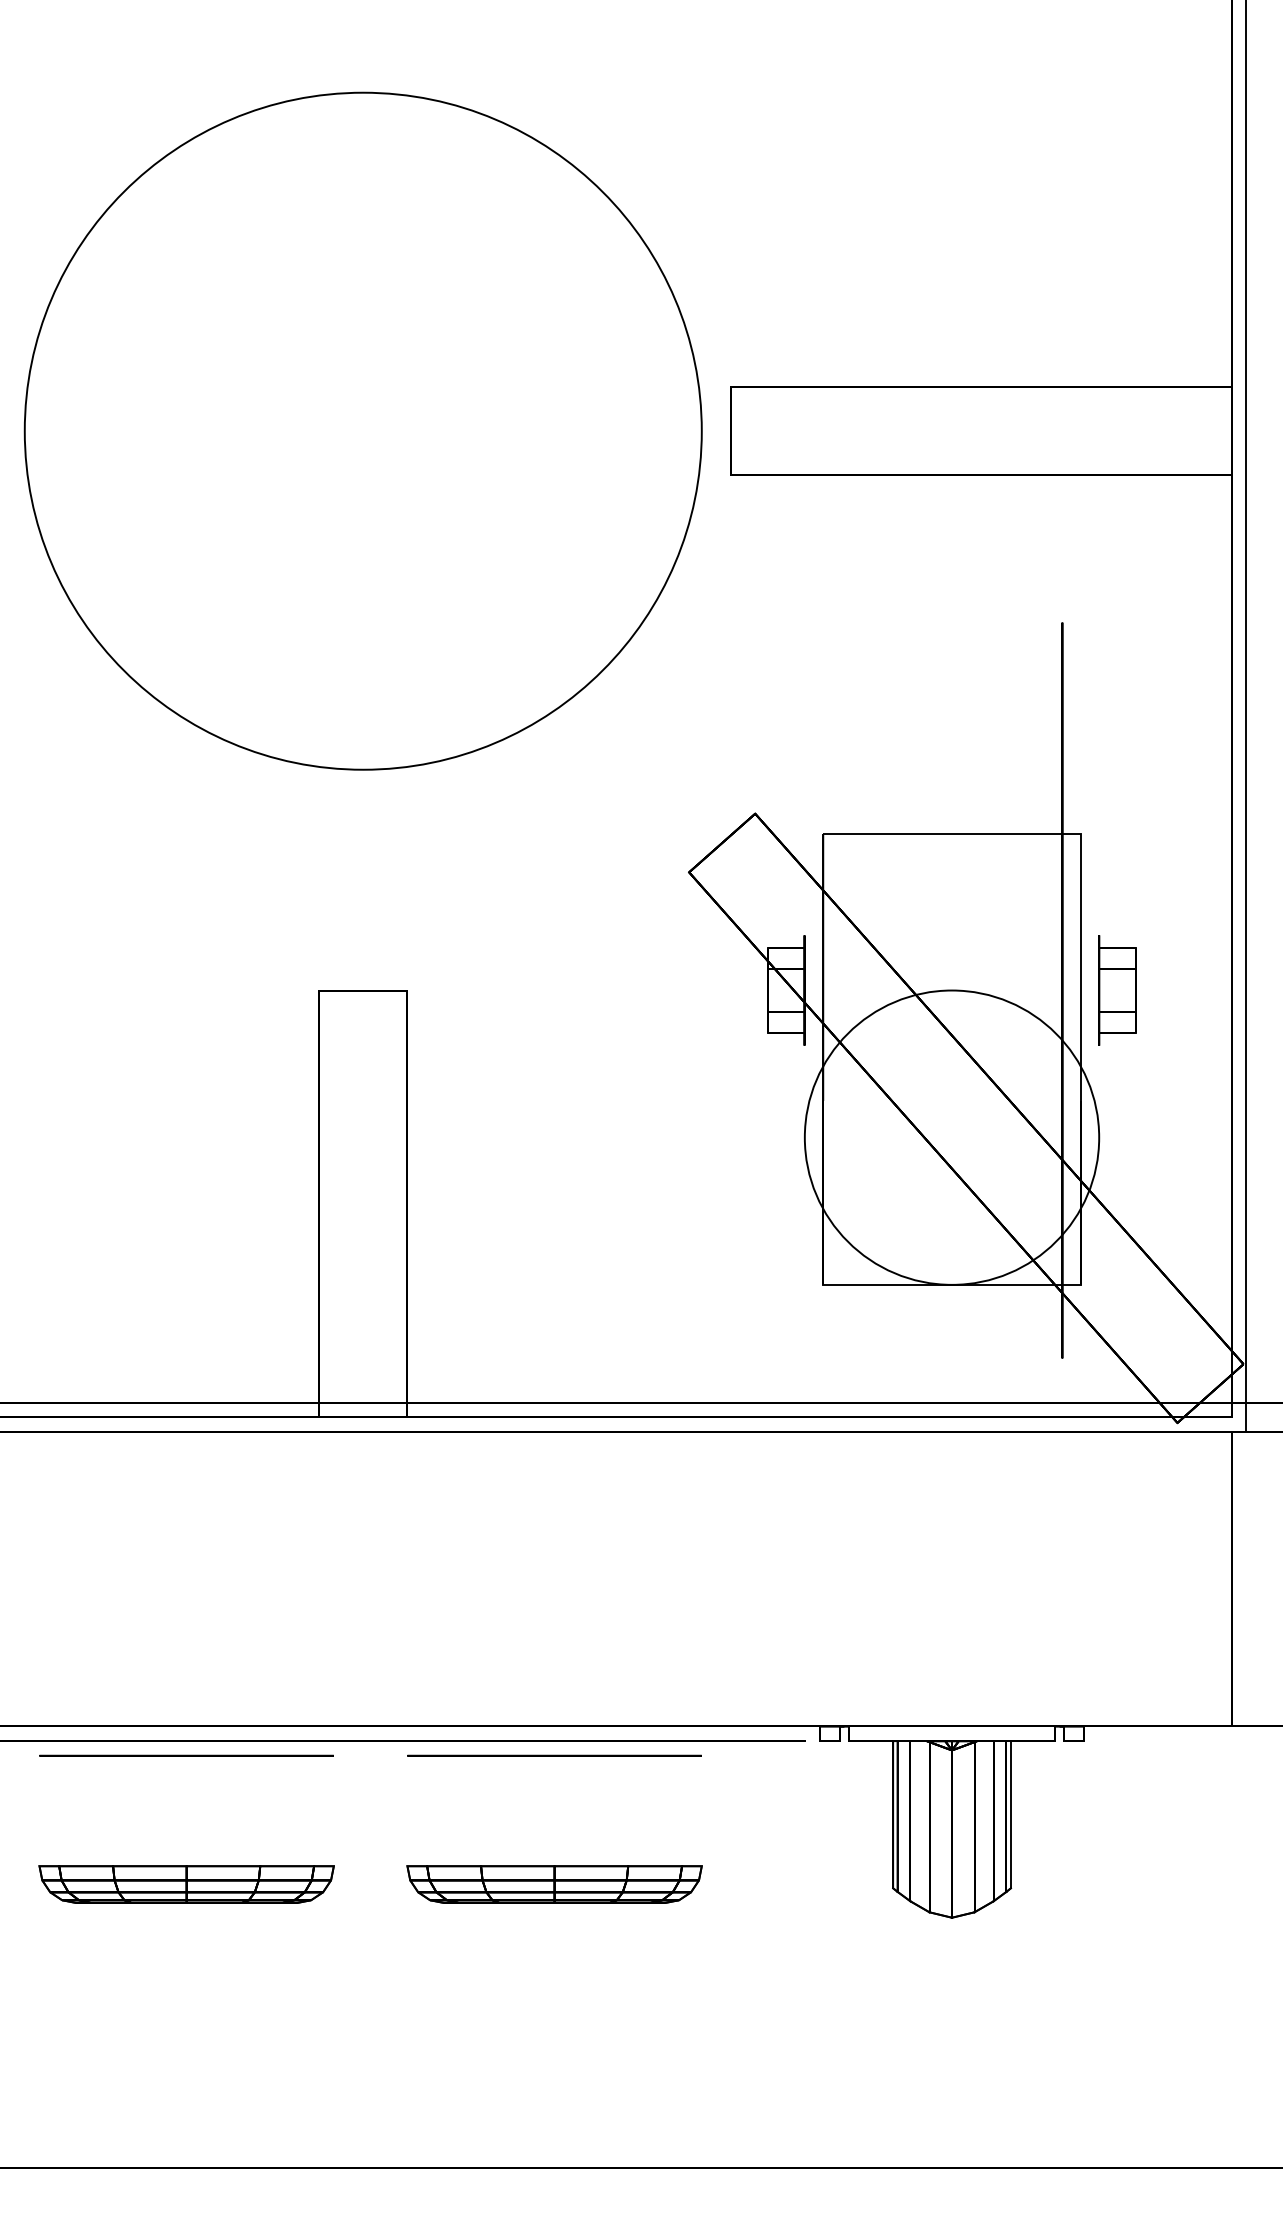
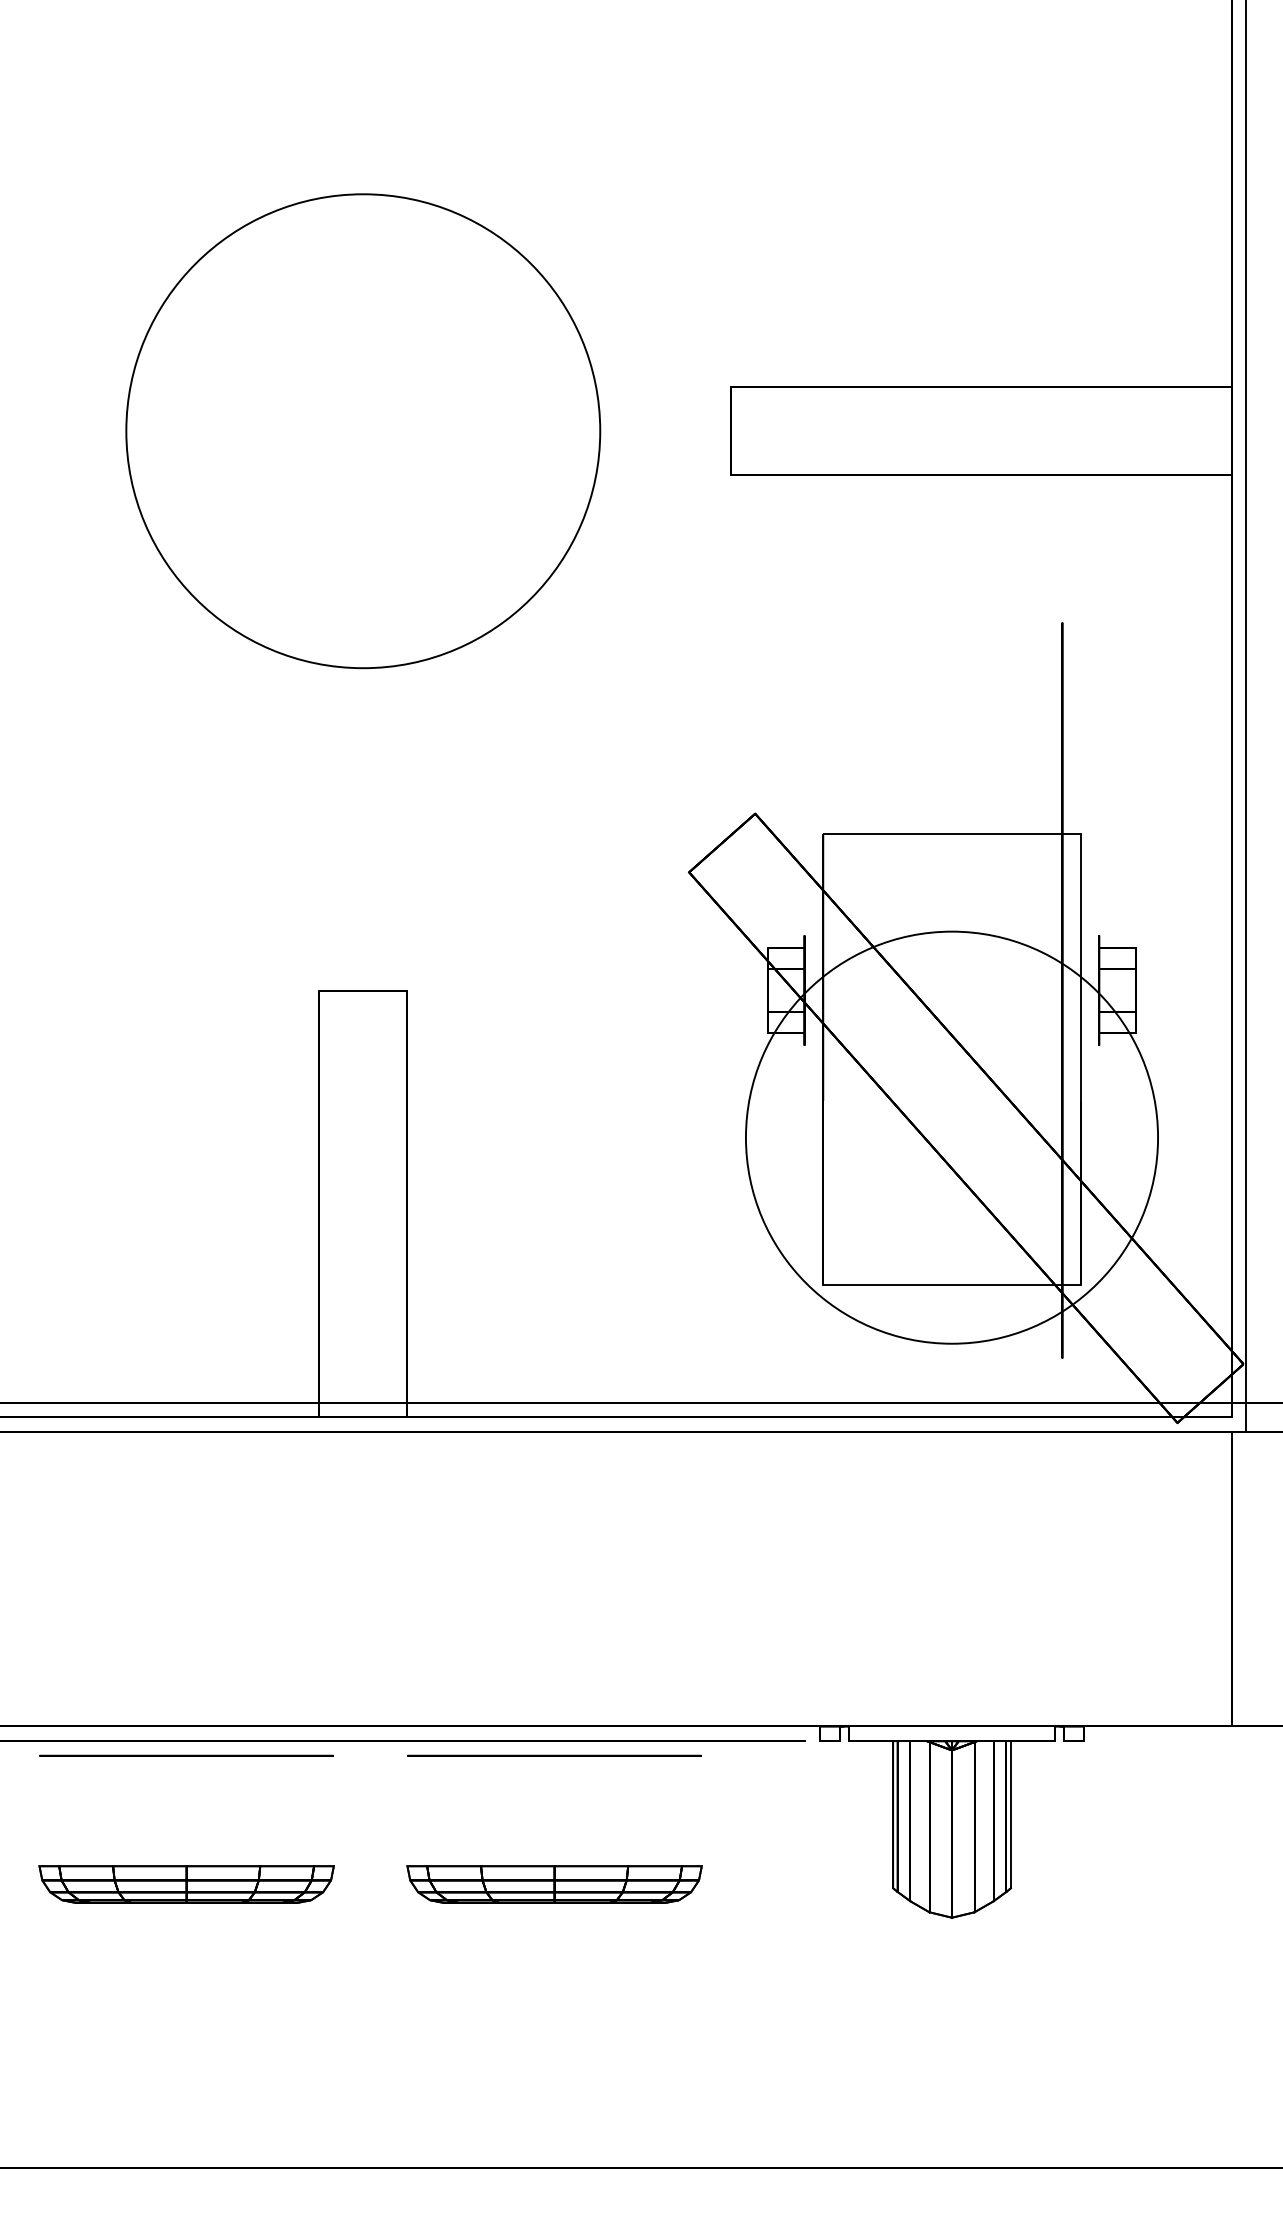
circle diameter: 677 px -> 474 px (363, 431)
circle diameter: 294 px -> 412 px (951, 1137)
